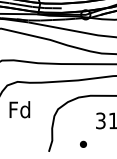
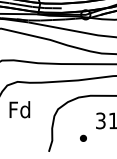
part position: (83, 143) -> (83, 137) (83, 137)
